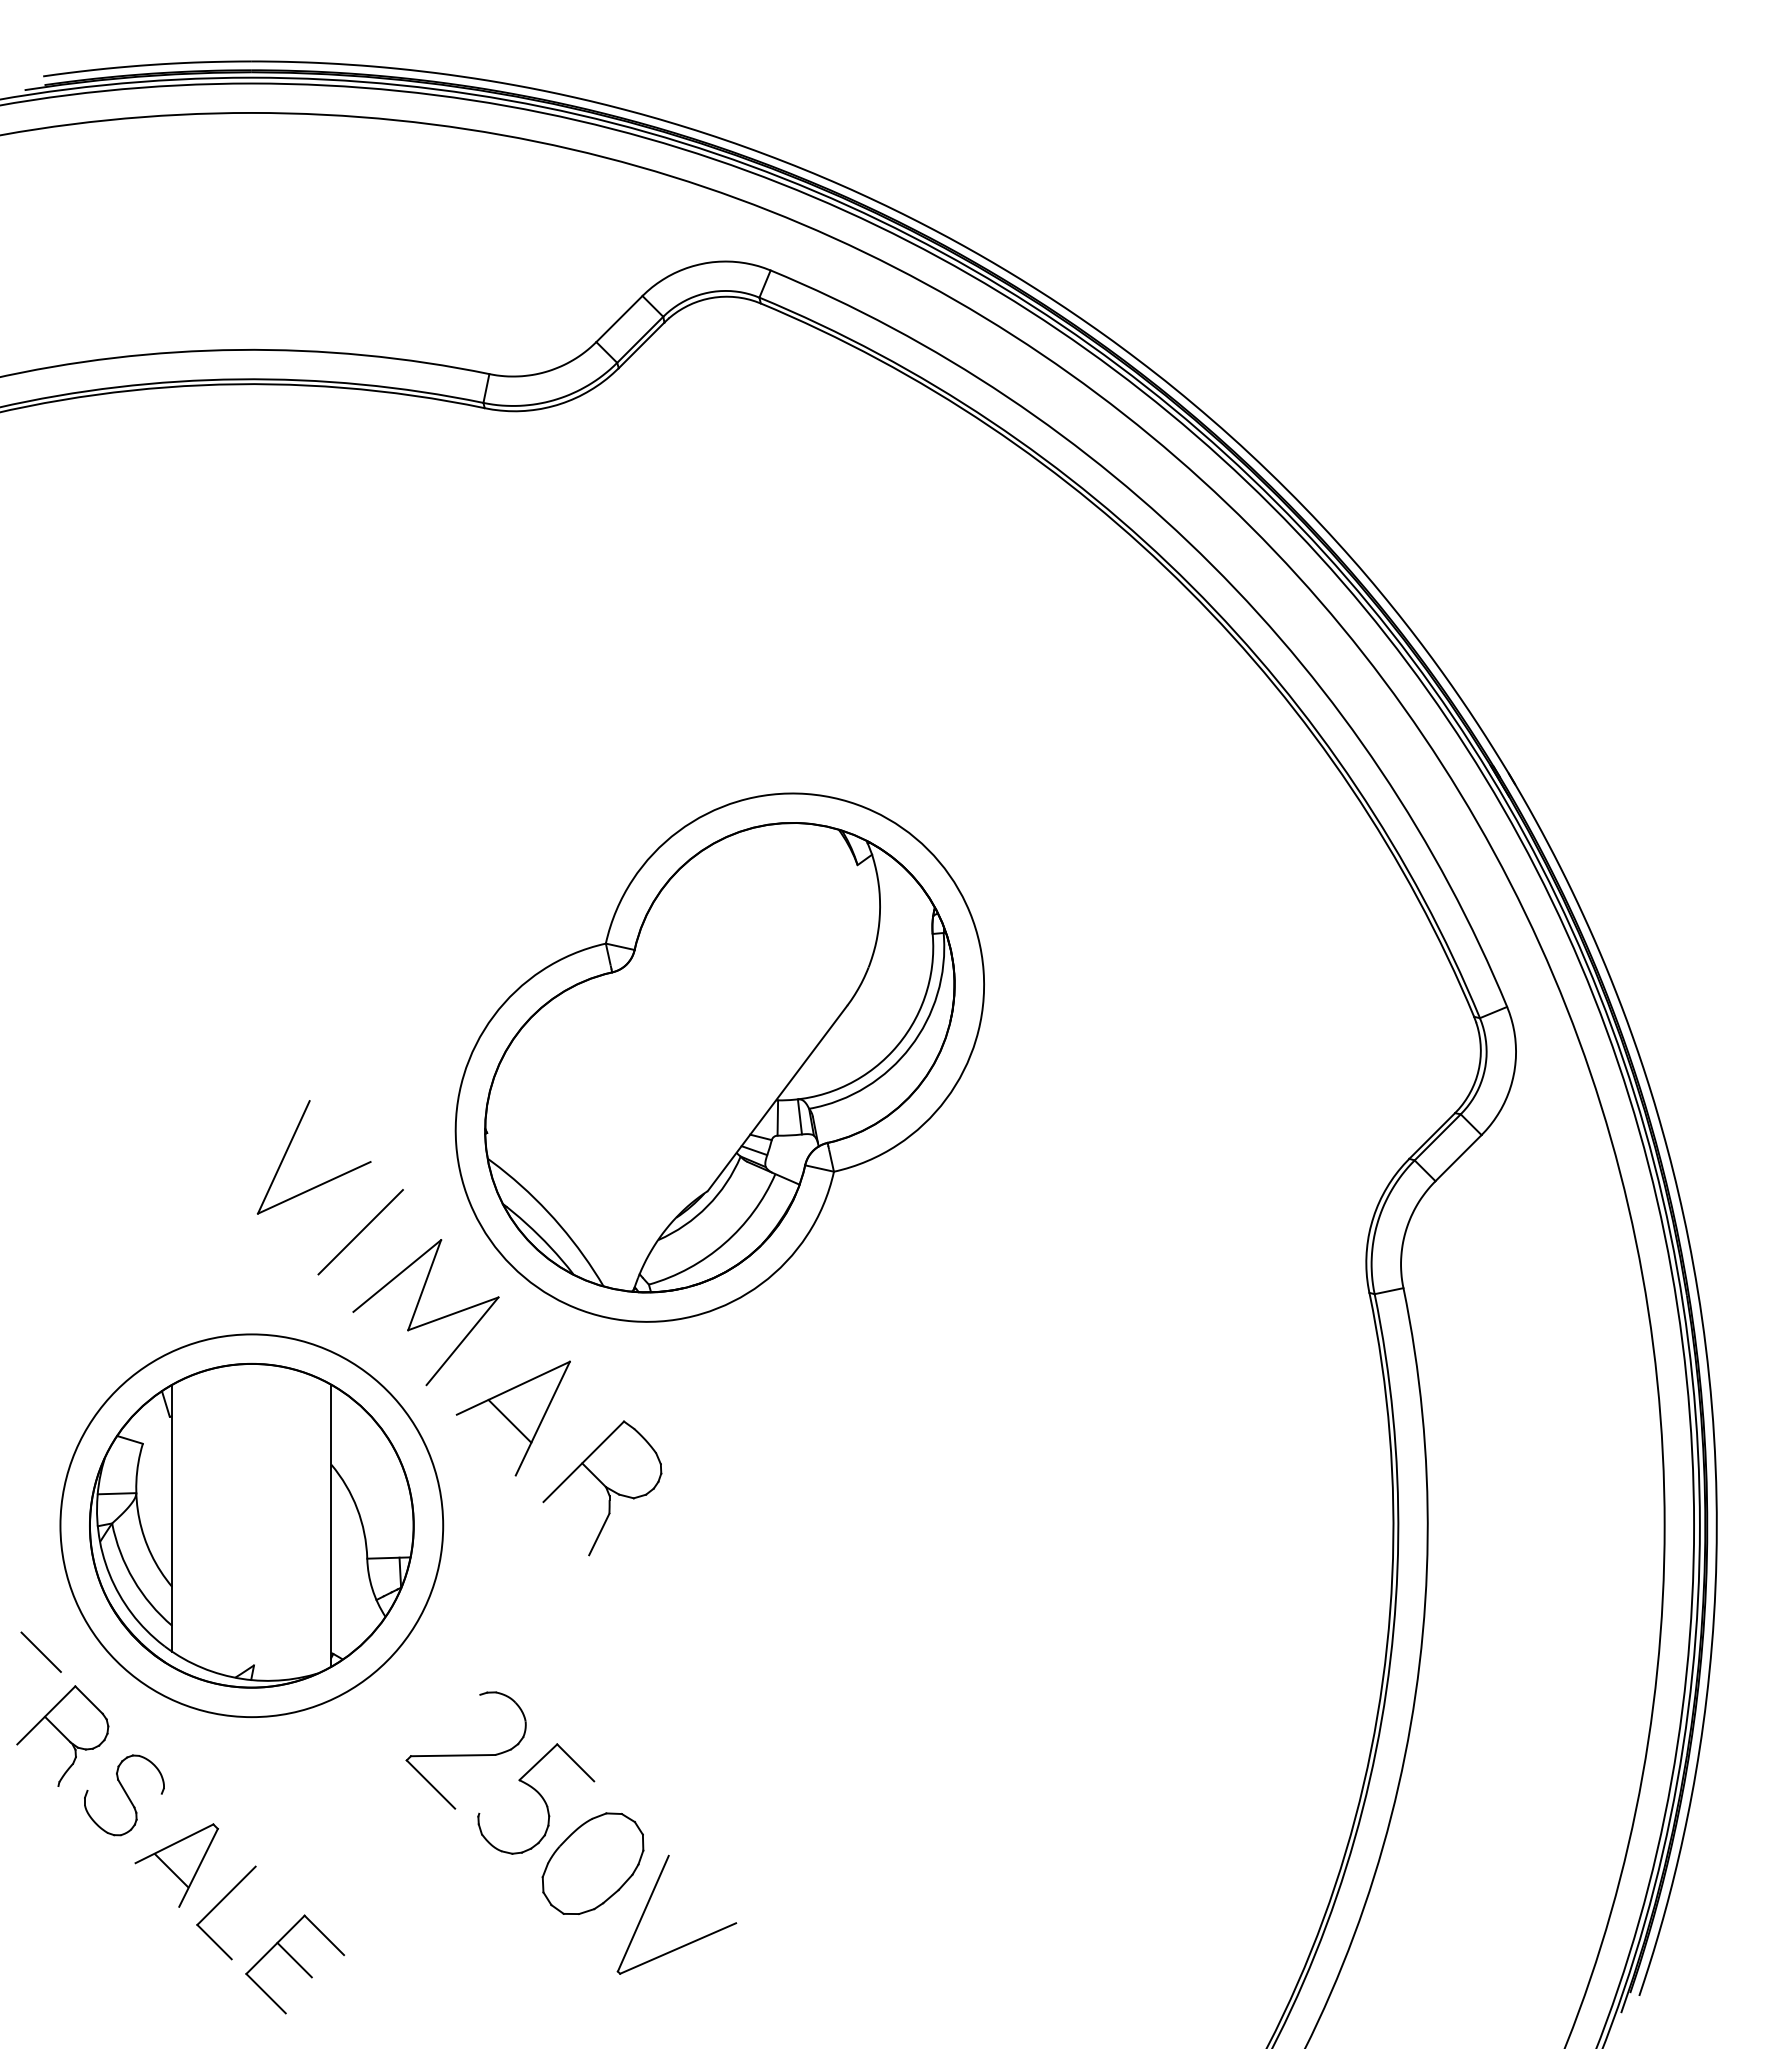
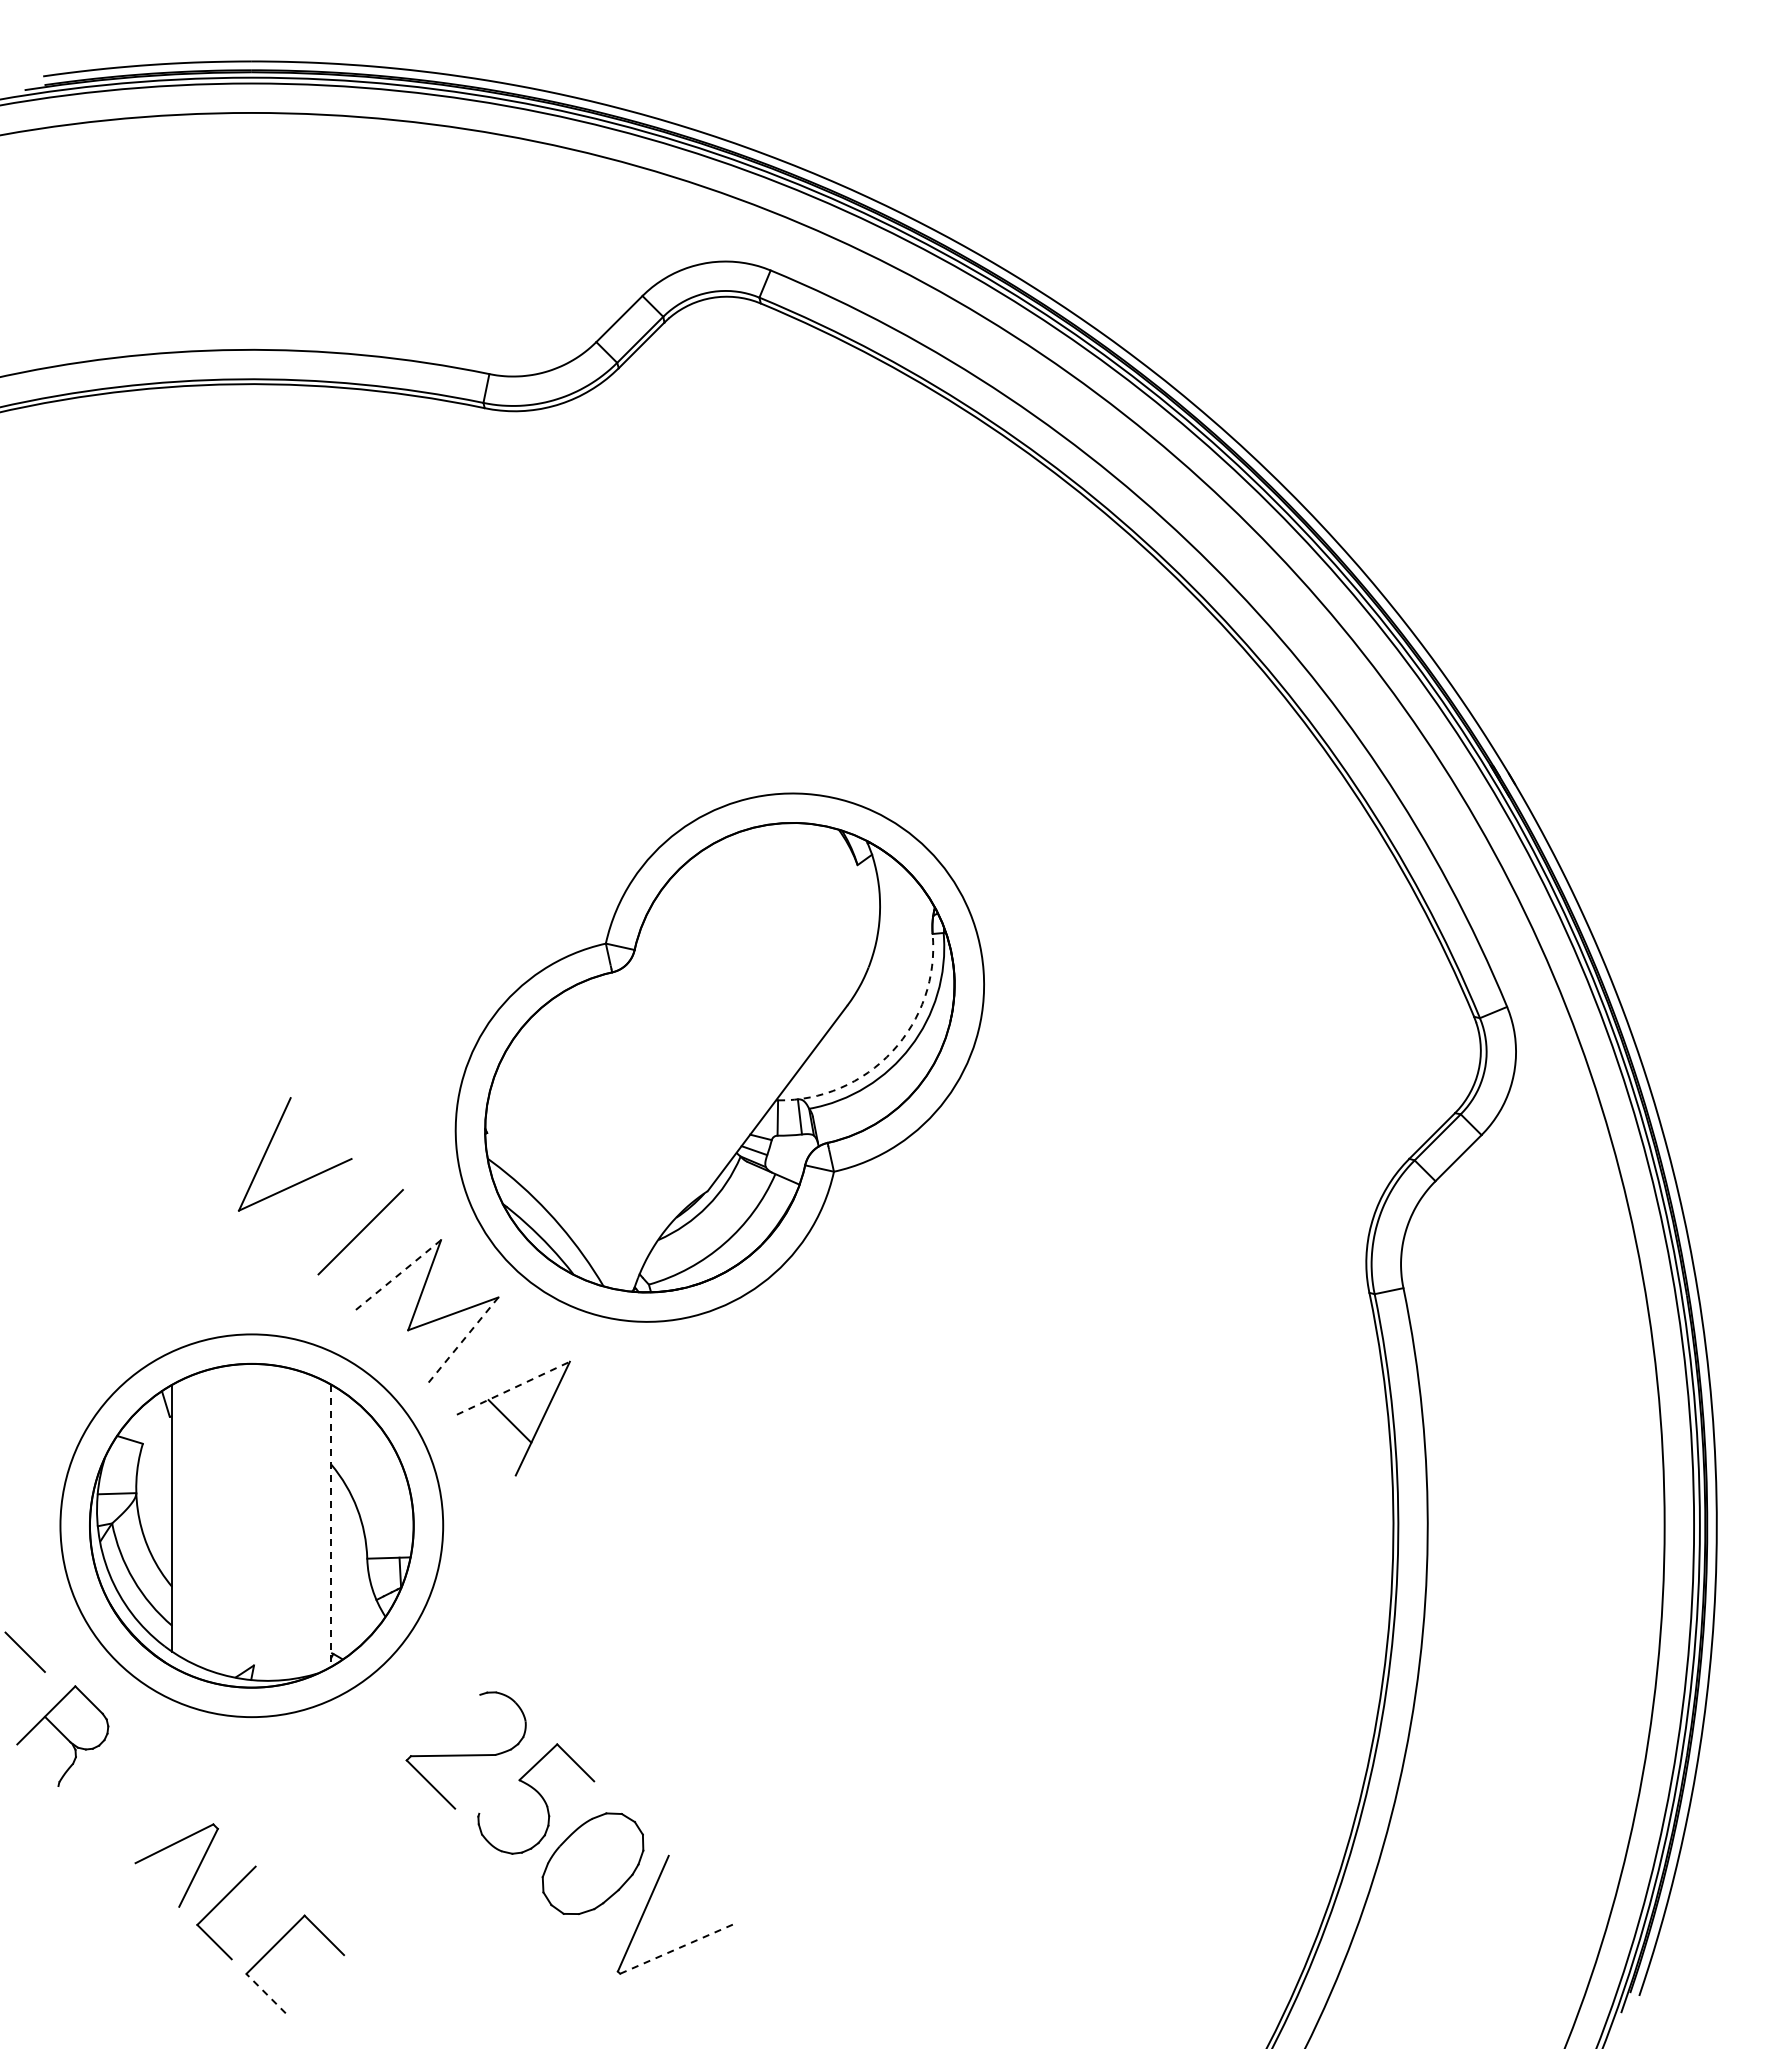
arc: solid -> dashed (892, 1051)
part position: (290, 1145) -> (271, 1142) (271, 1142)
line: solid -> dashed (397, 1276)
line: solid -> dashed (462, 1341)
line: solid -> dashed (513, 1388)
part: present -> none (602, 1488)
line: solid -> dashed (331, 1525)
line position: (40, 1651) -> (24, 1651) (24, 1651)
part: present -> none (124, 1795)
line: present -> none (171, 1870)
line: solid -> dashed (678, 1948)
line: present -> none (294, 1959)
line: solid -> dashed (266, 1993)
